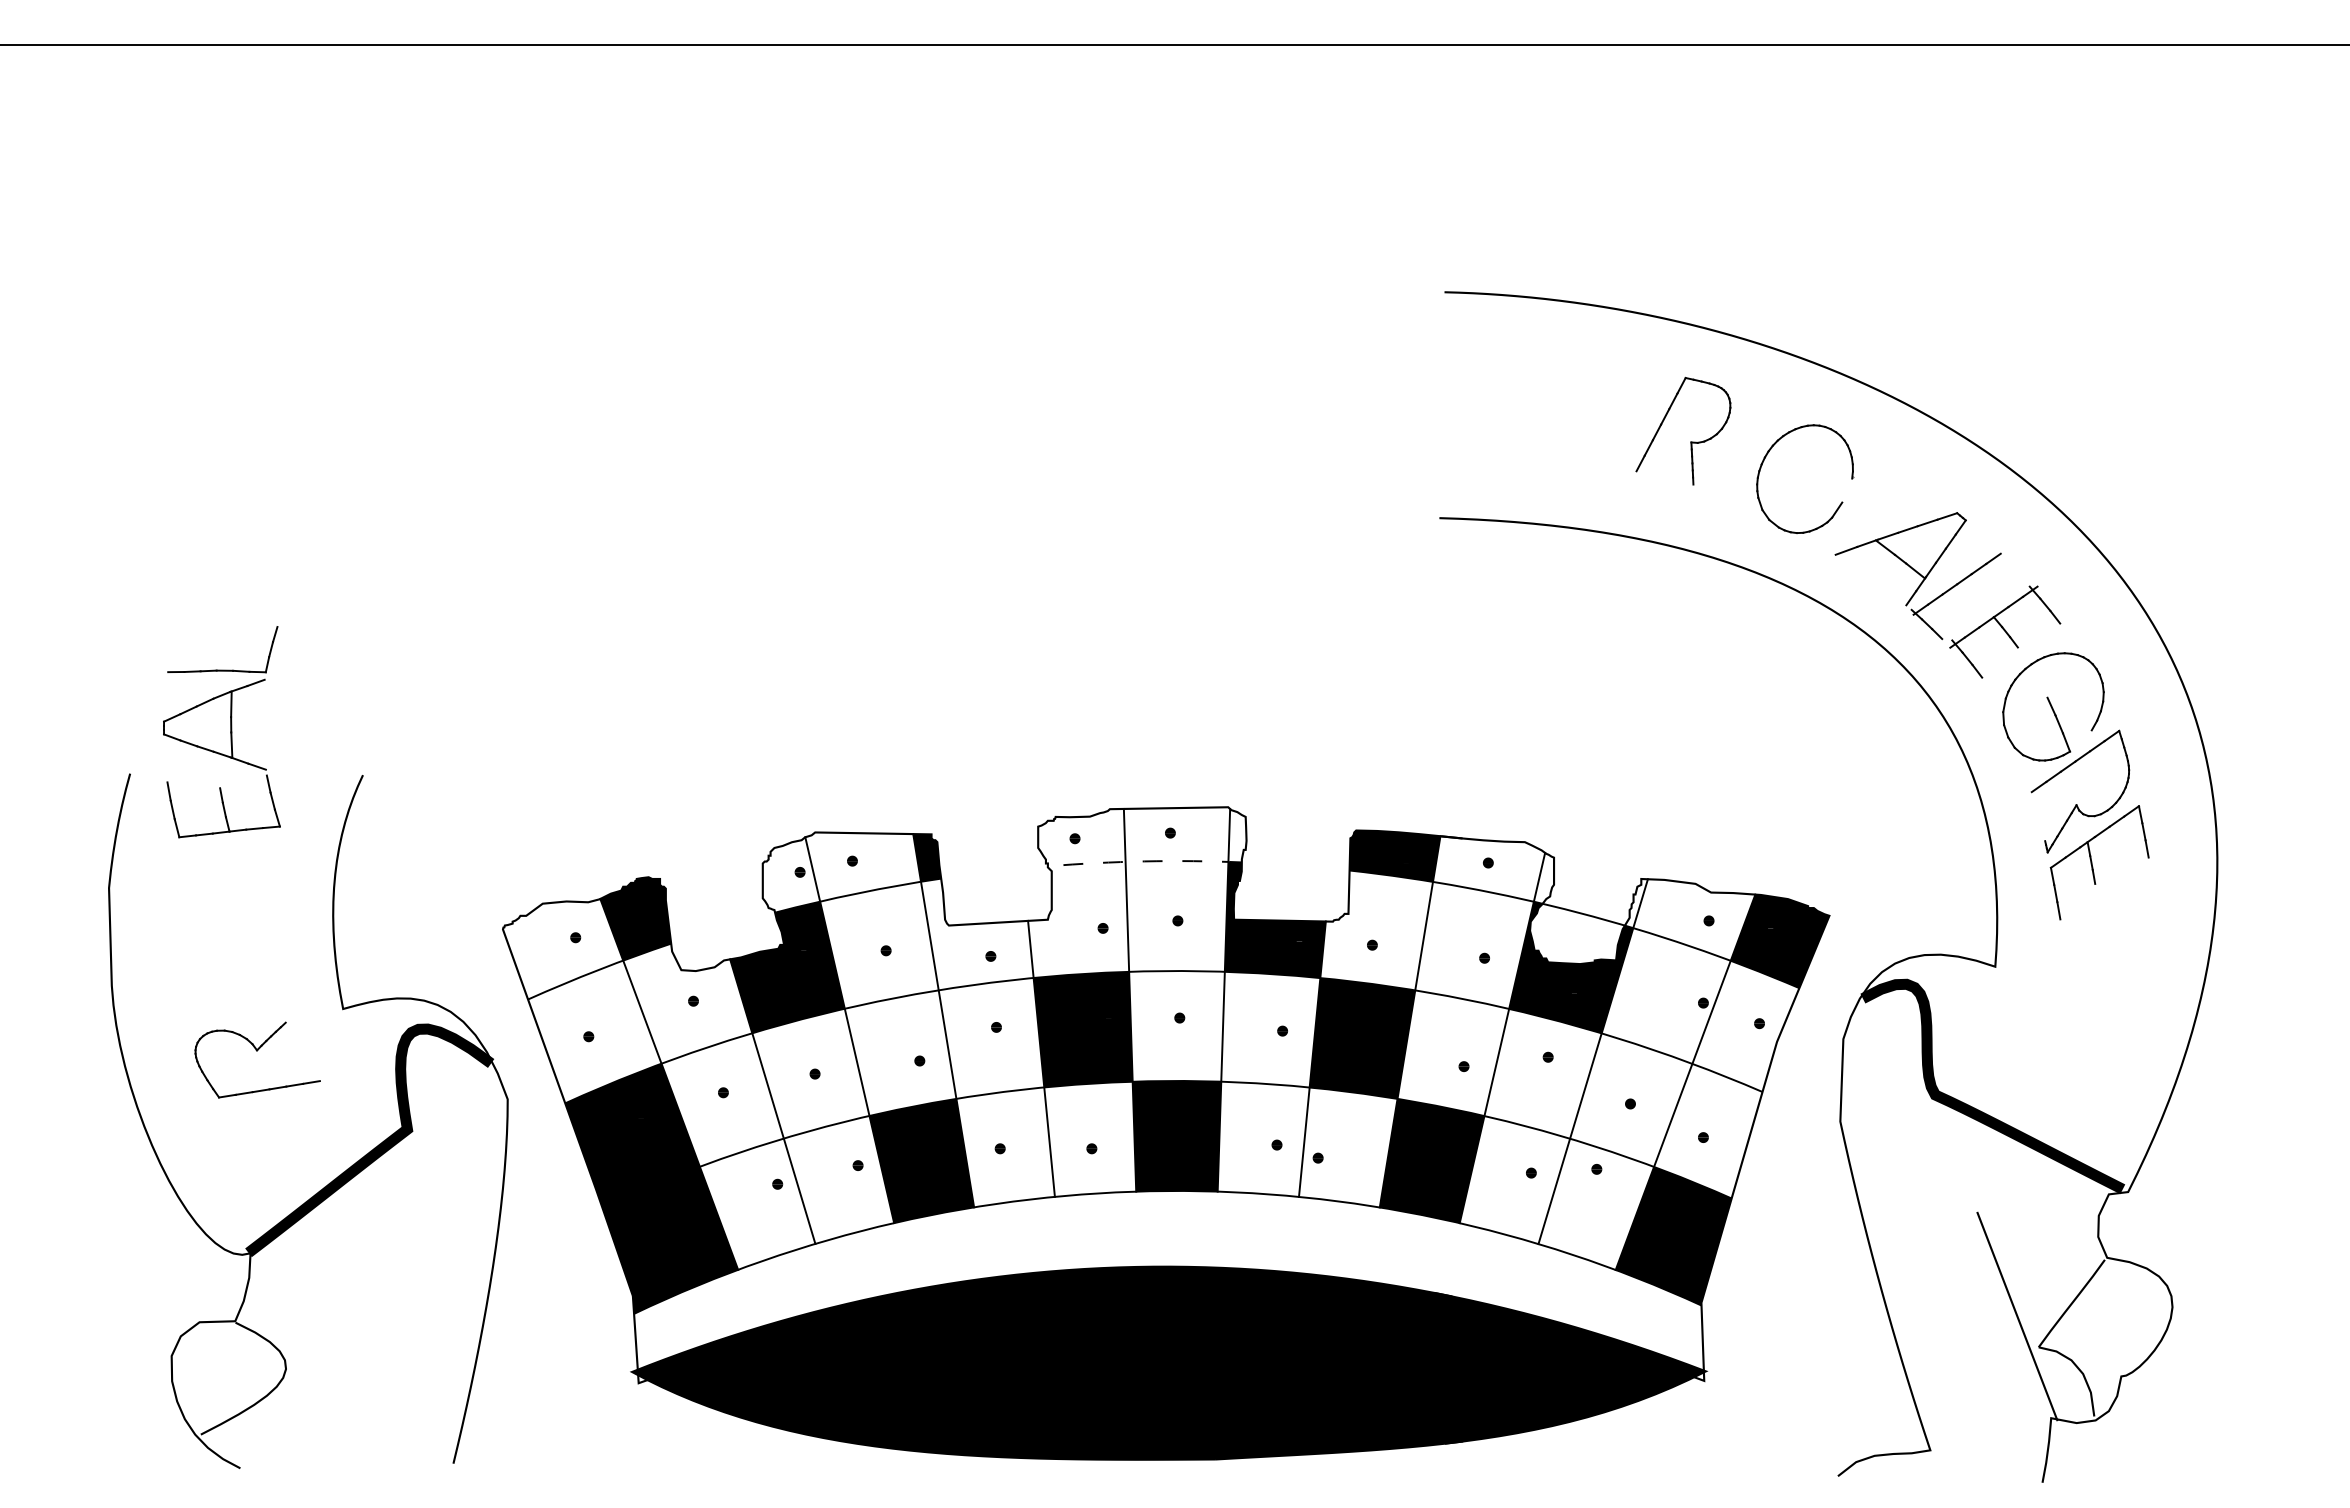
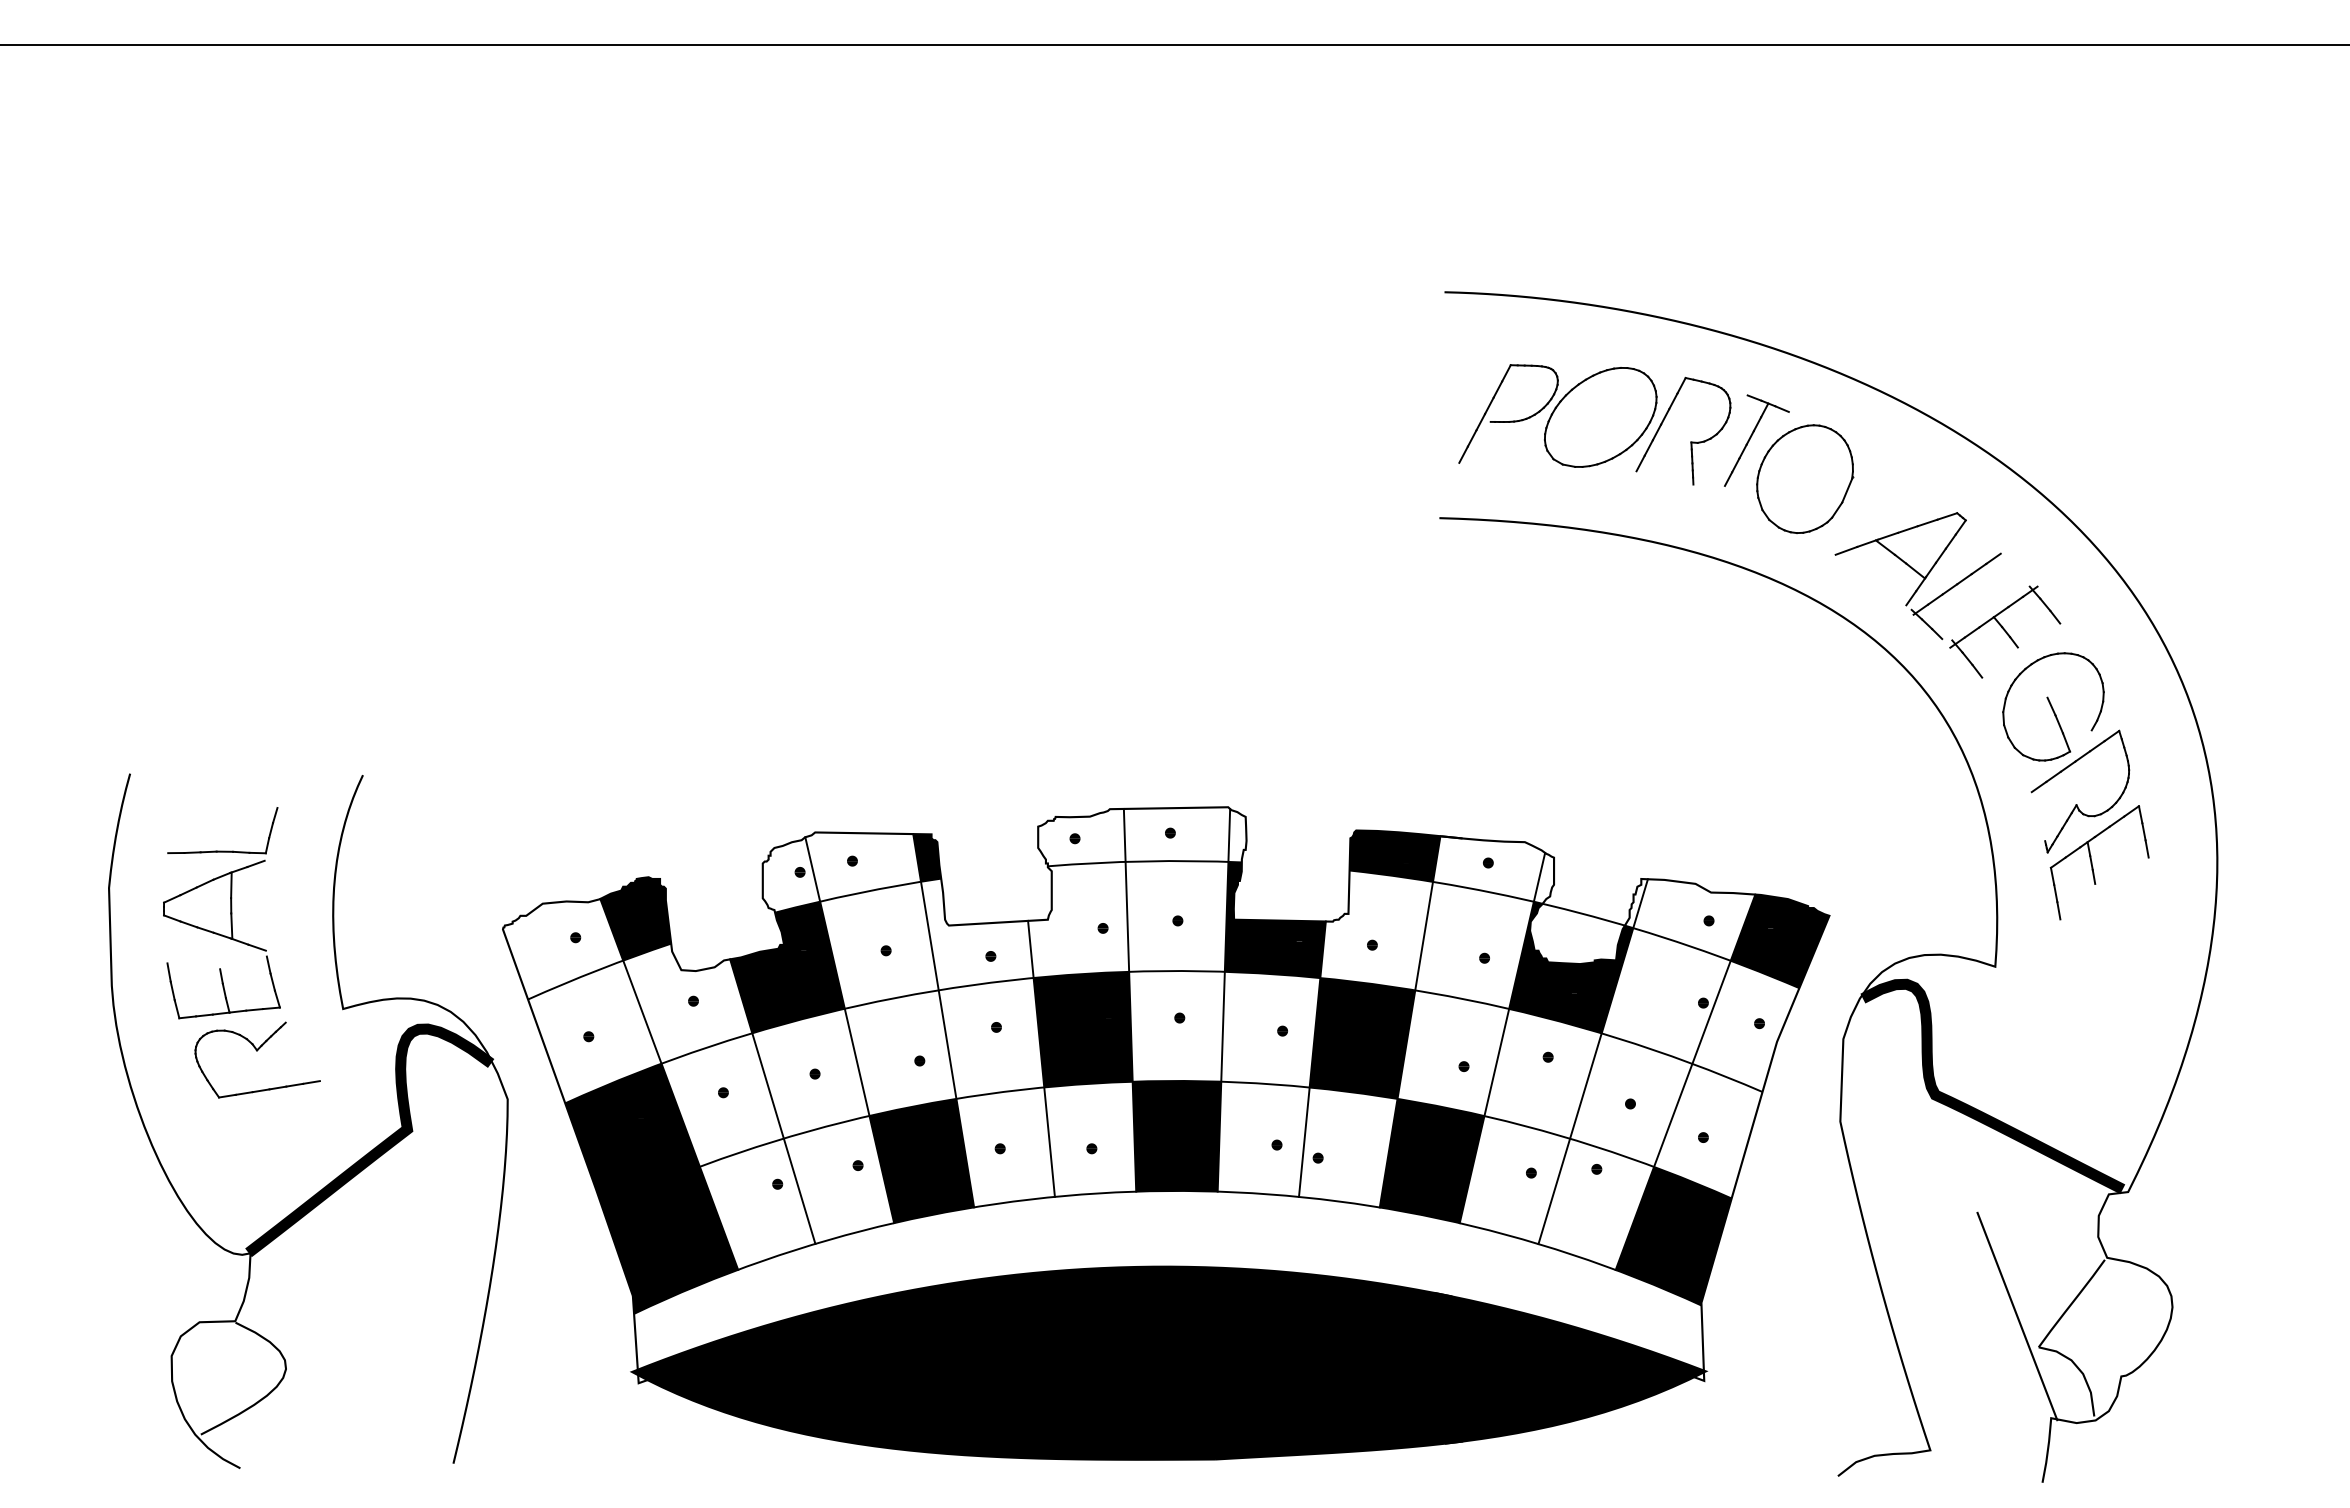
part: none -> present (1557, 415)
part: none -> present (1756, 440)
line: none -> present (1847, 489)
part position: (221, 732) -> (221, 913) (221, 913)
arc: dashed -> solid (1144, 861)
